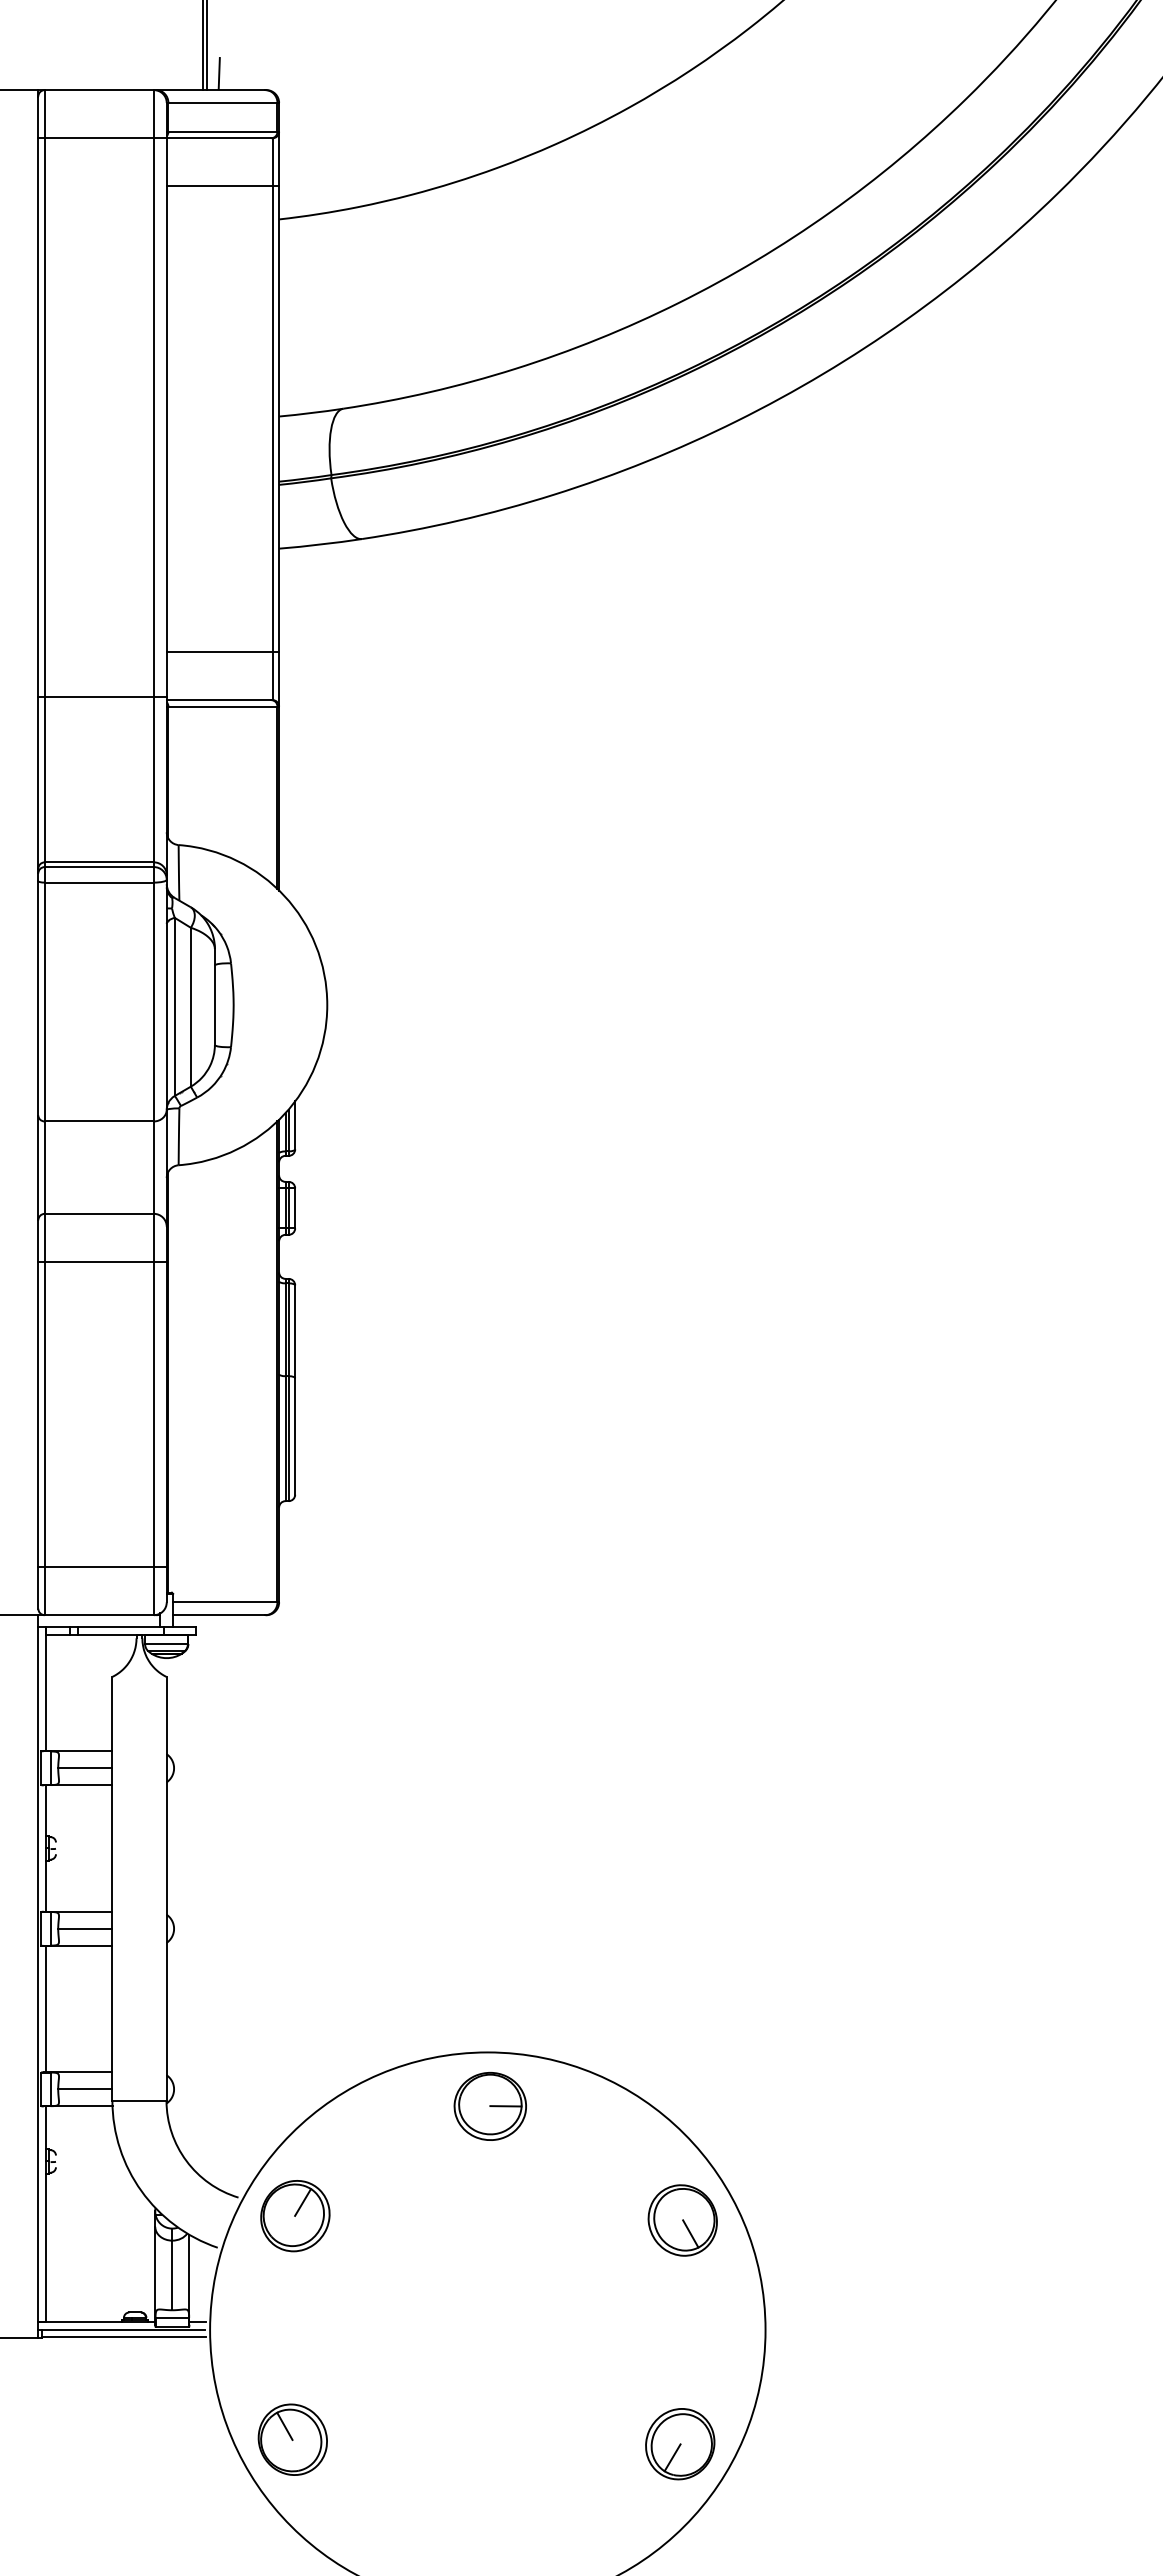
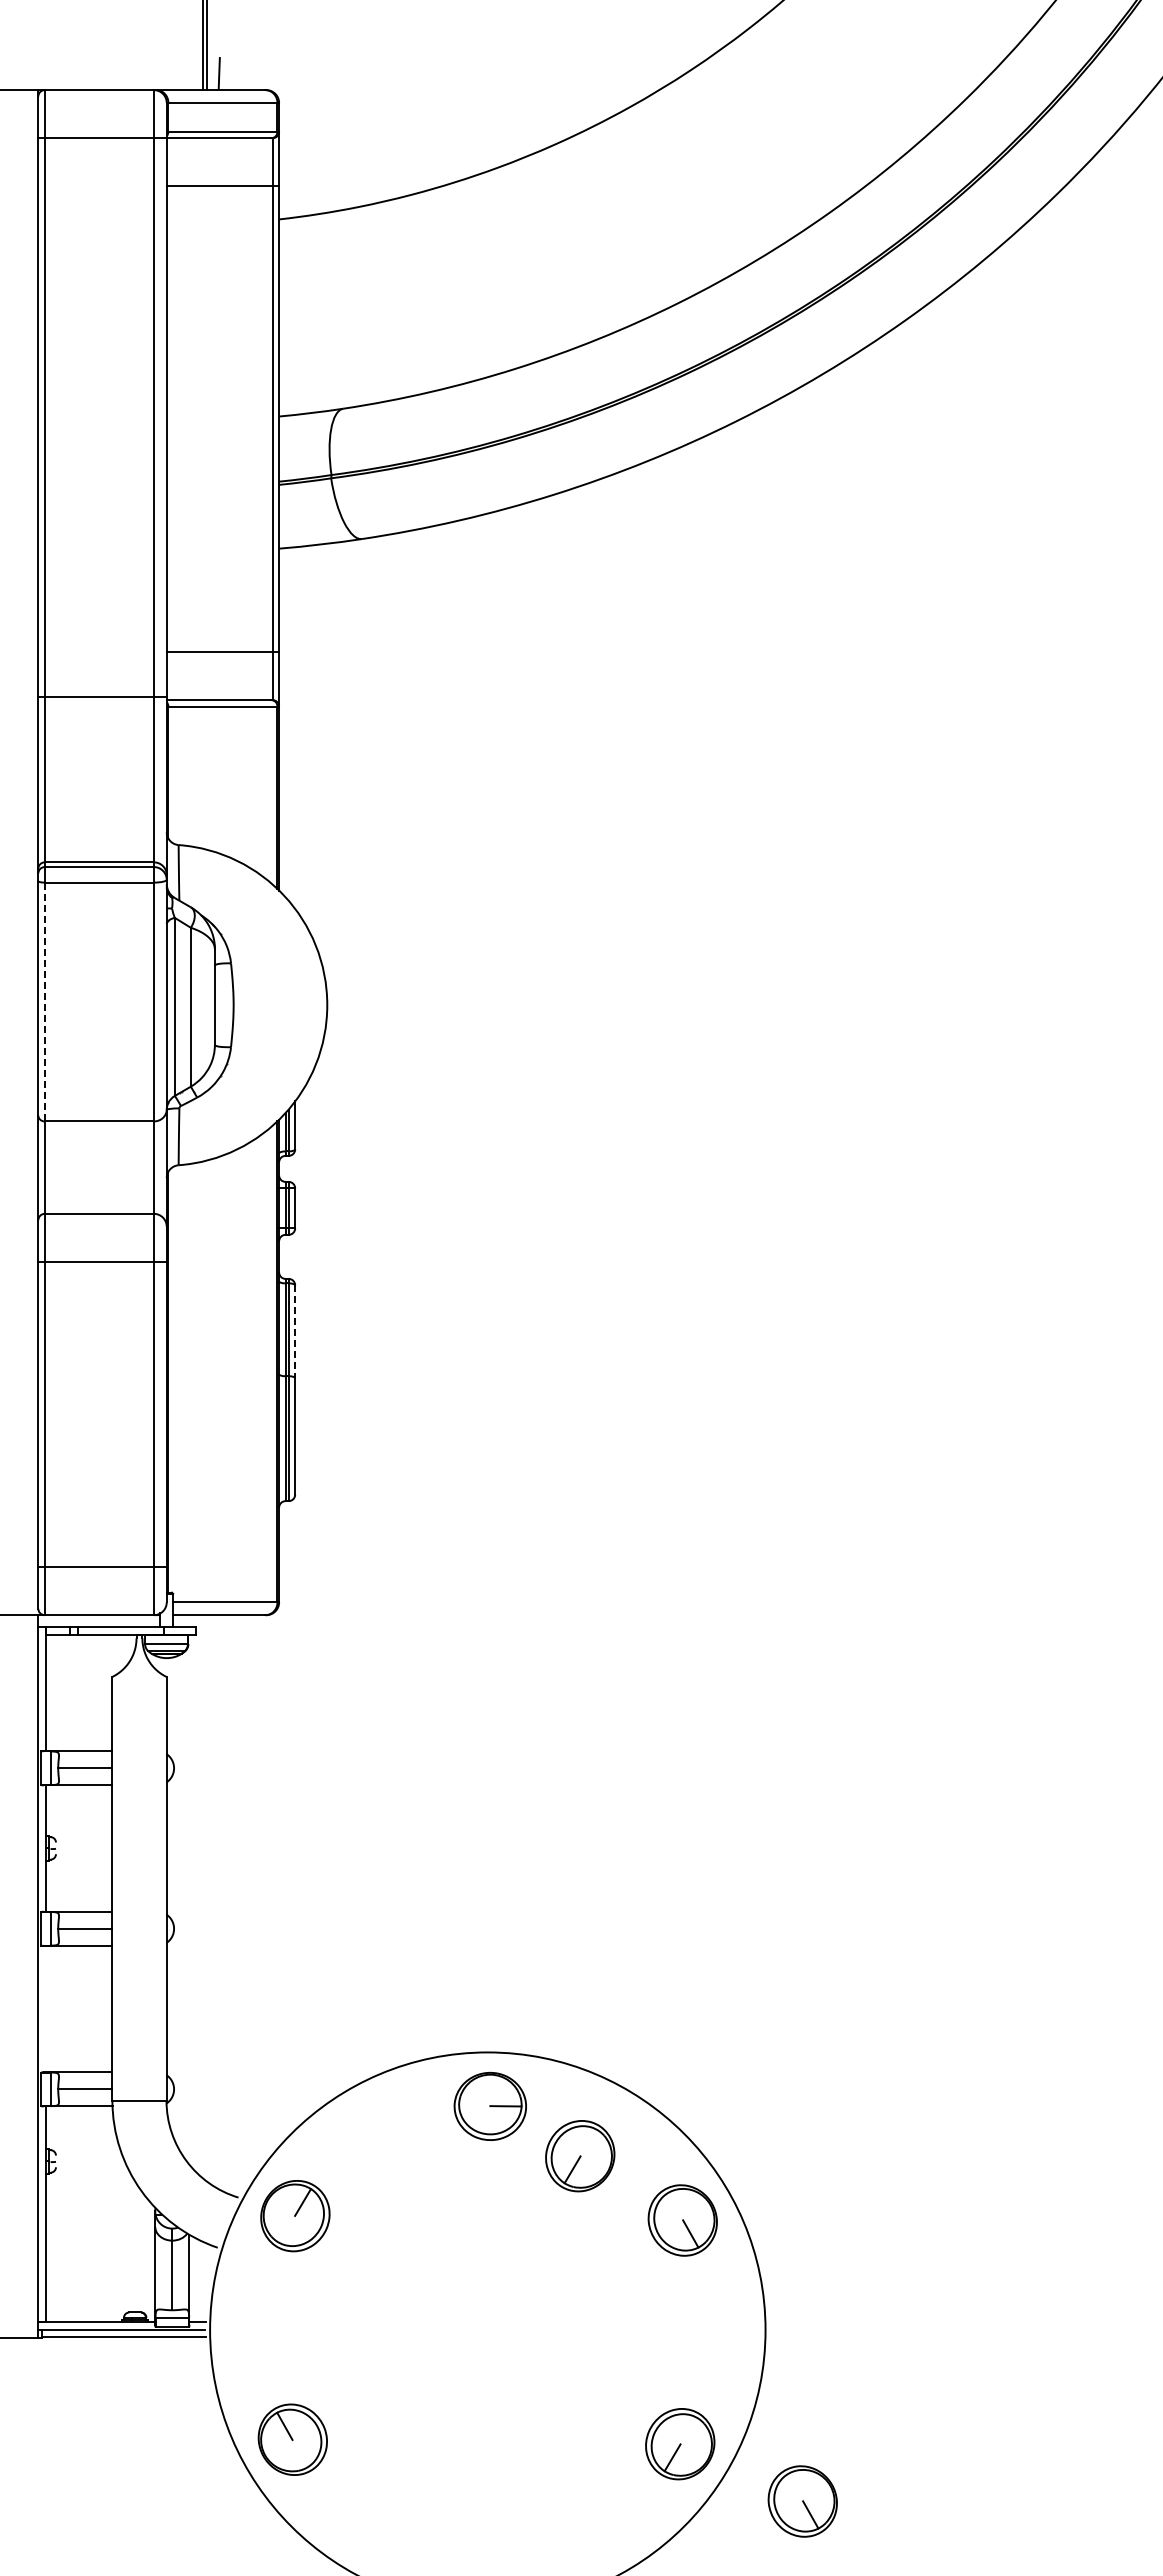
line: solid -> dashed (44, 1001)
line: solid -> dashed (295, 1332)
line: present -> none (46, 2008)
part: none -> present (580, 2156)
part: none -> present (802, 2501)
